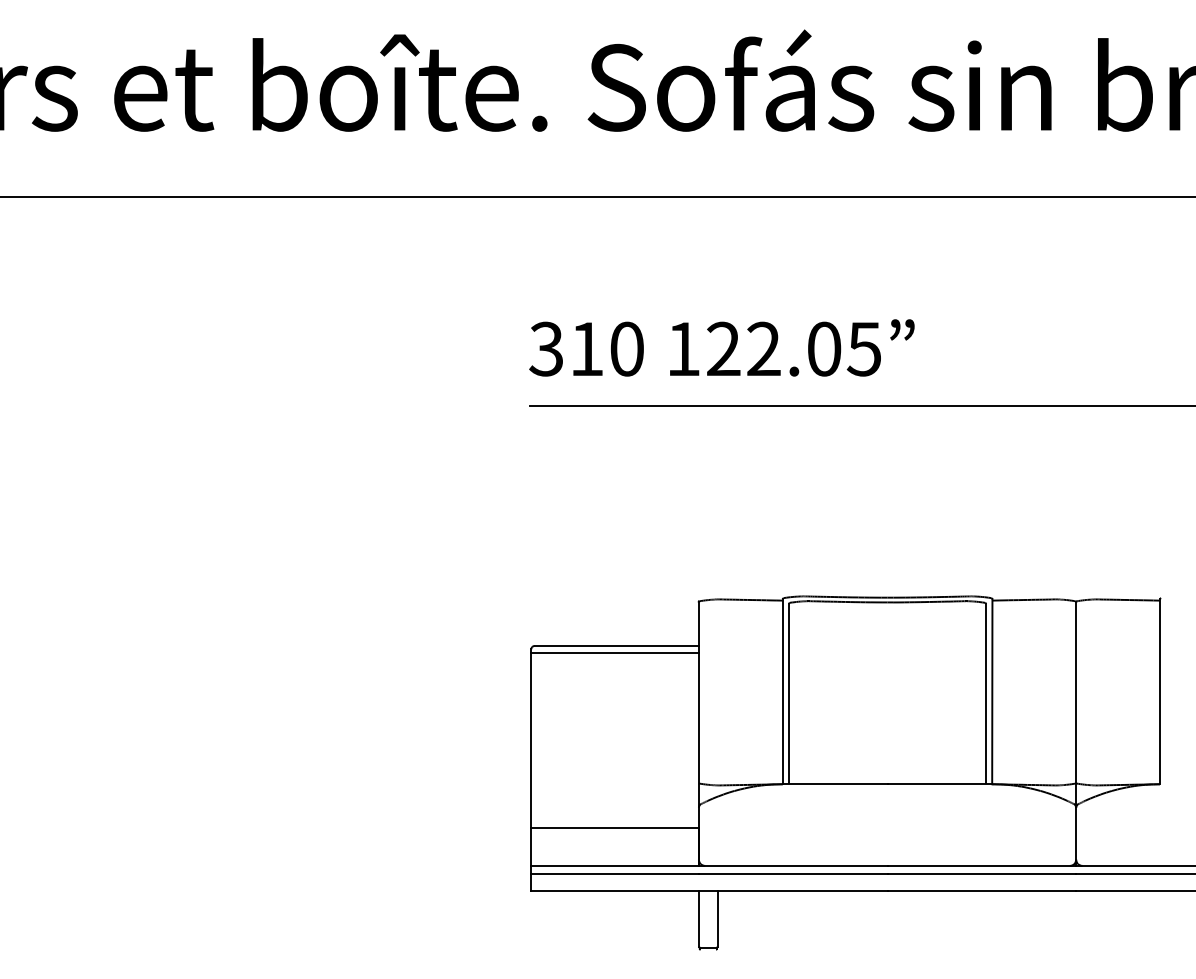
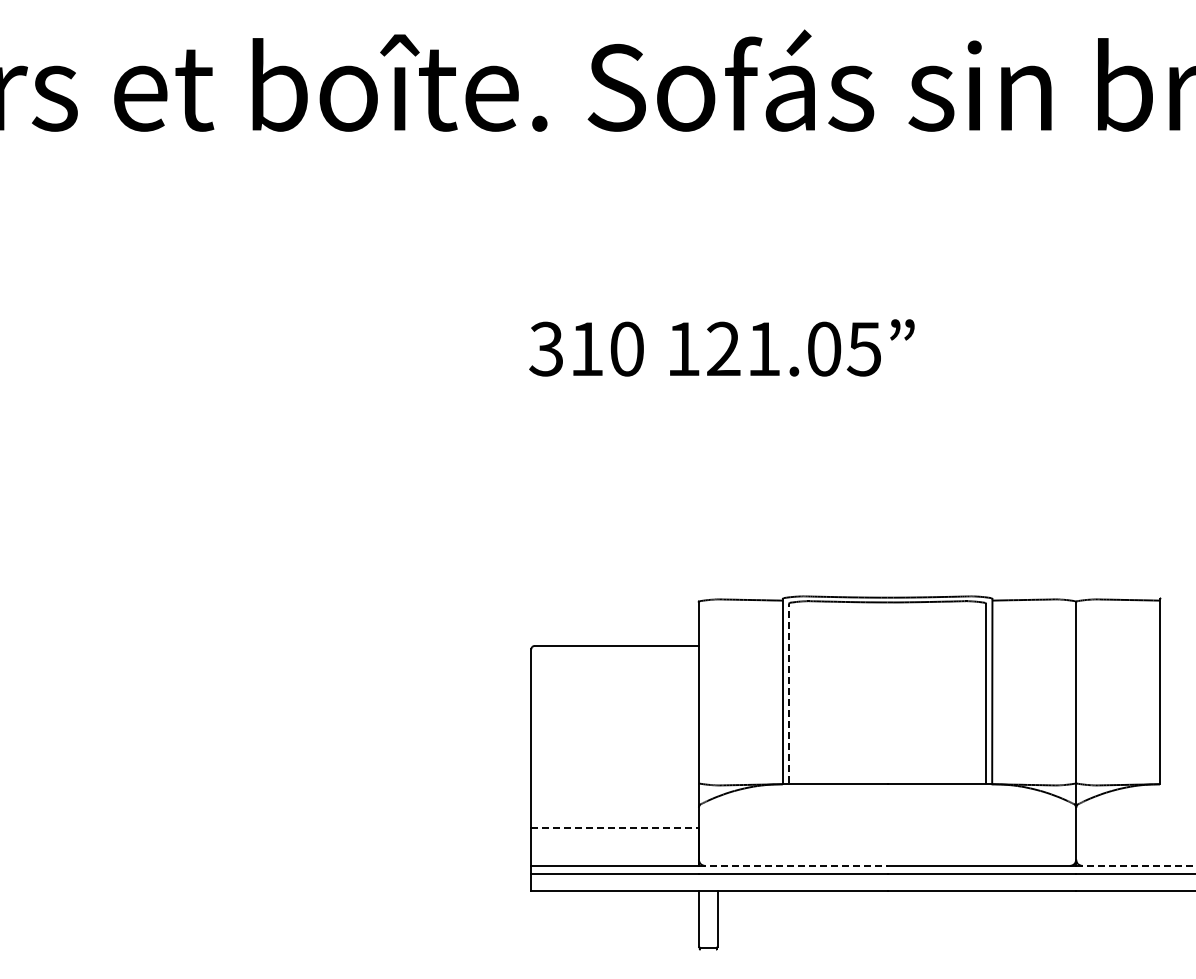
line: present -> none (597, 197)
text: 122.05 -> 121.05 (763, 348)
line: present -> none (860, 406)
line: present -> none (614, 652)
line: solid -> dashed (788, 693)
line: solid -> dashed (615, 828)
line: solid -> dashed (793, 865)
line: solid -> dashed (1136, 865)
